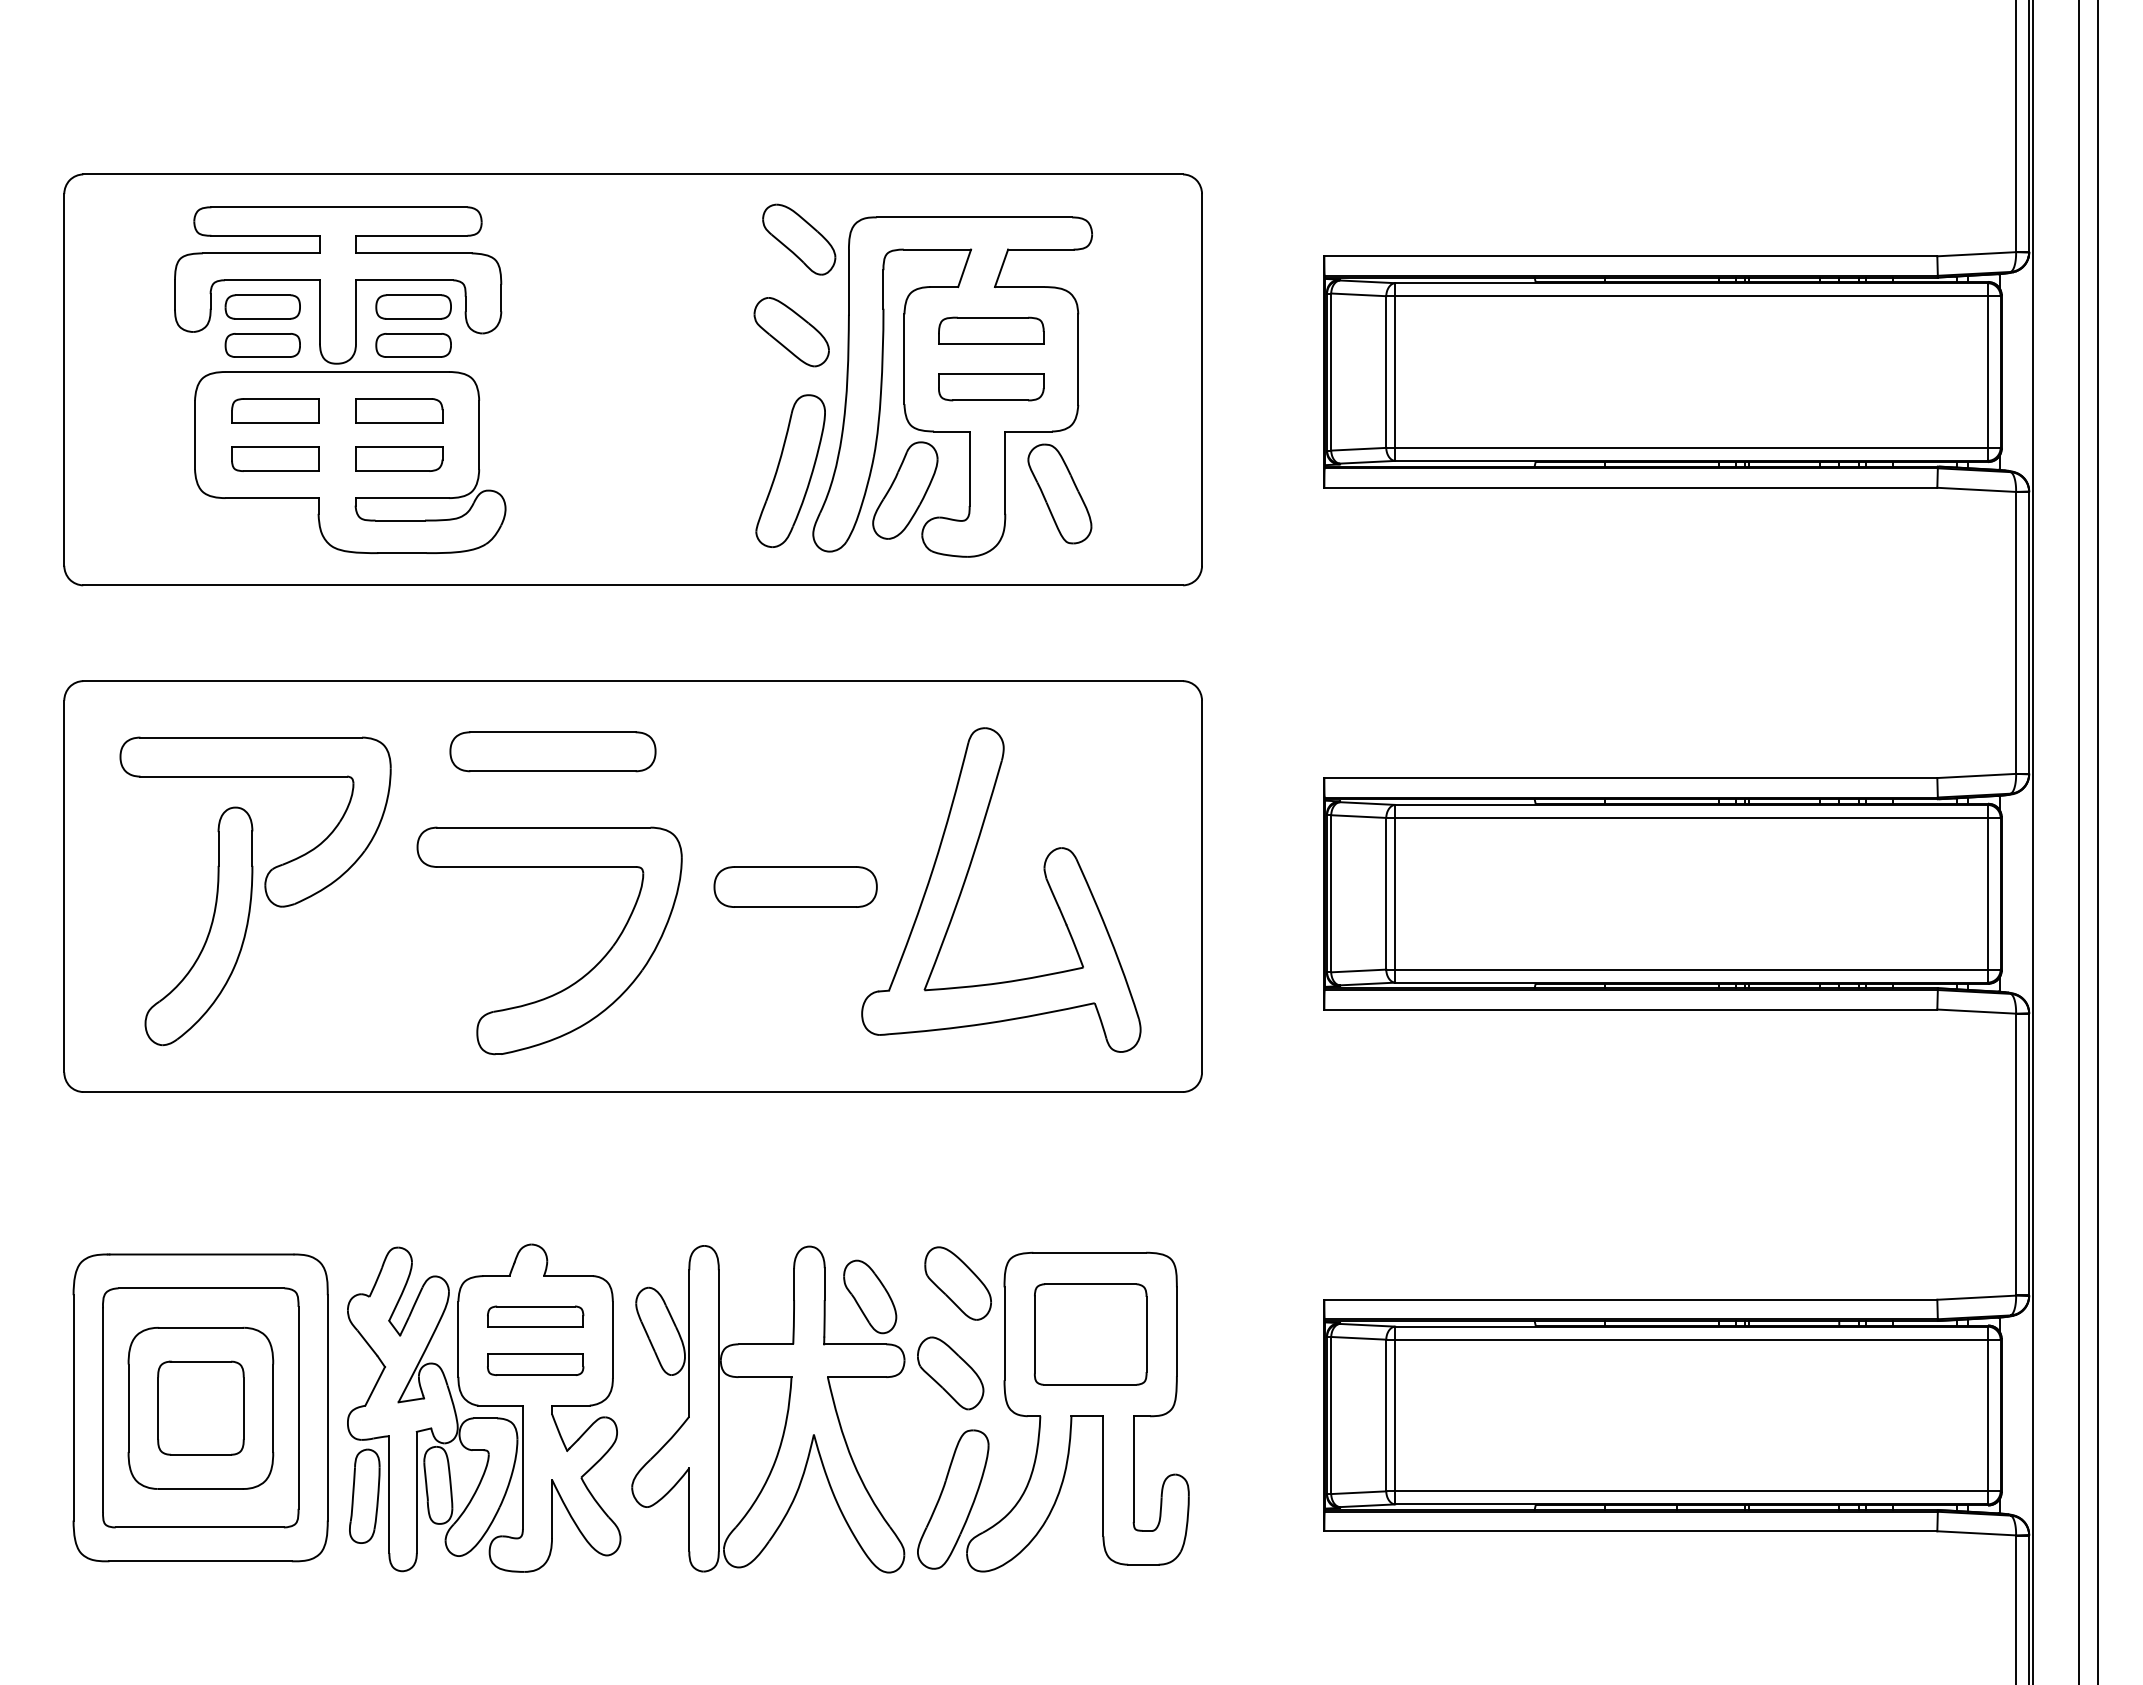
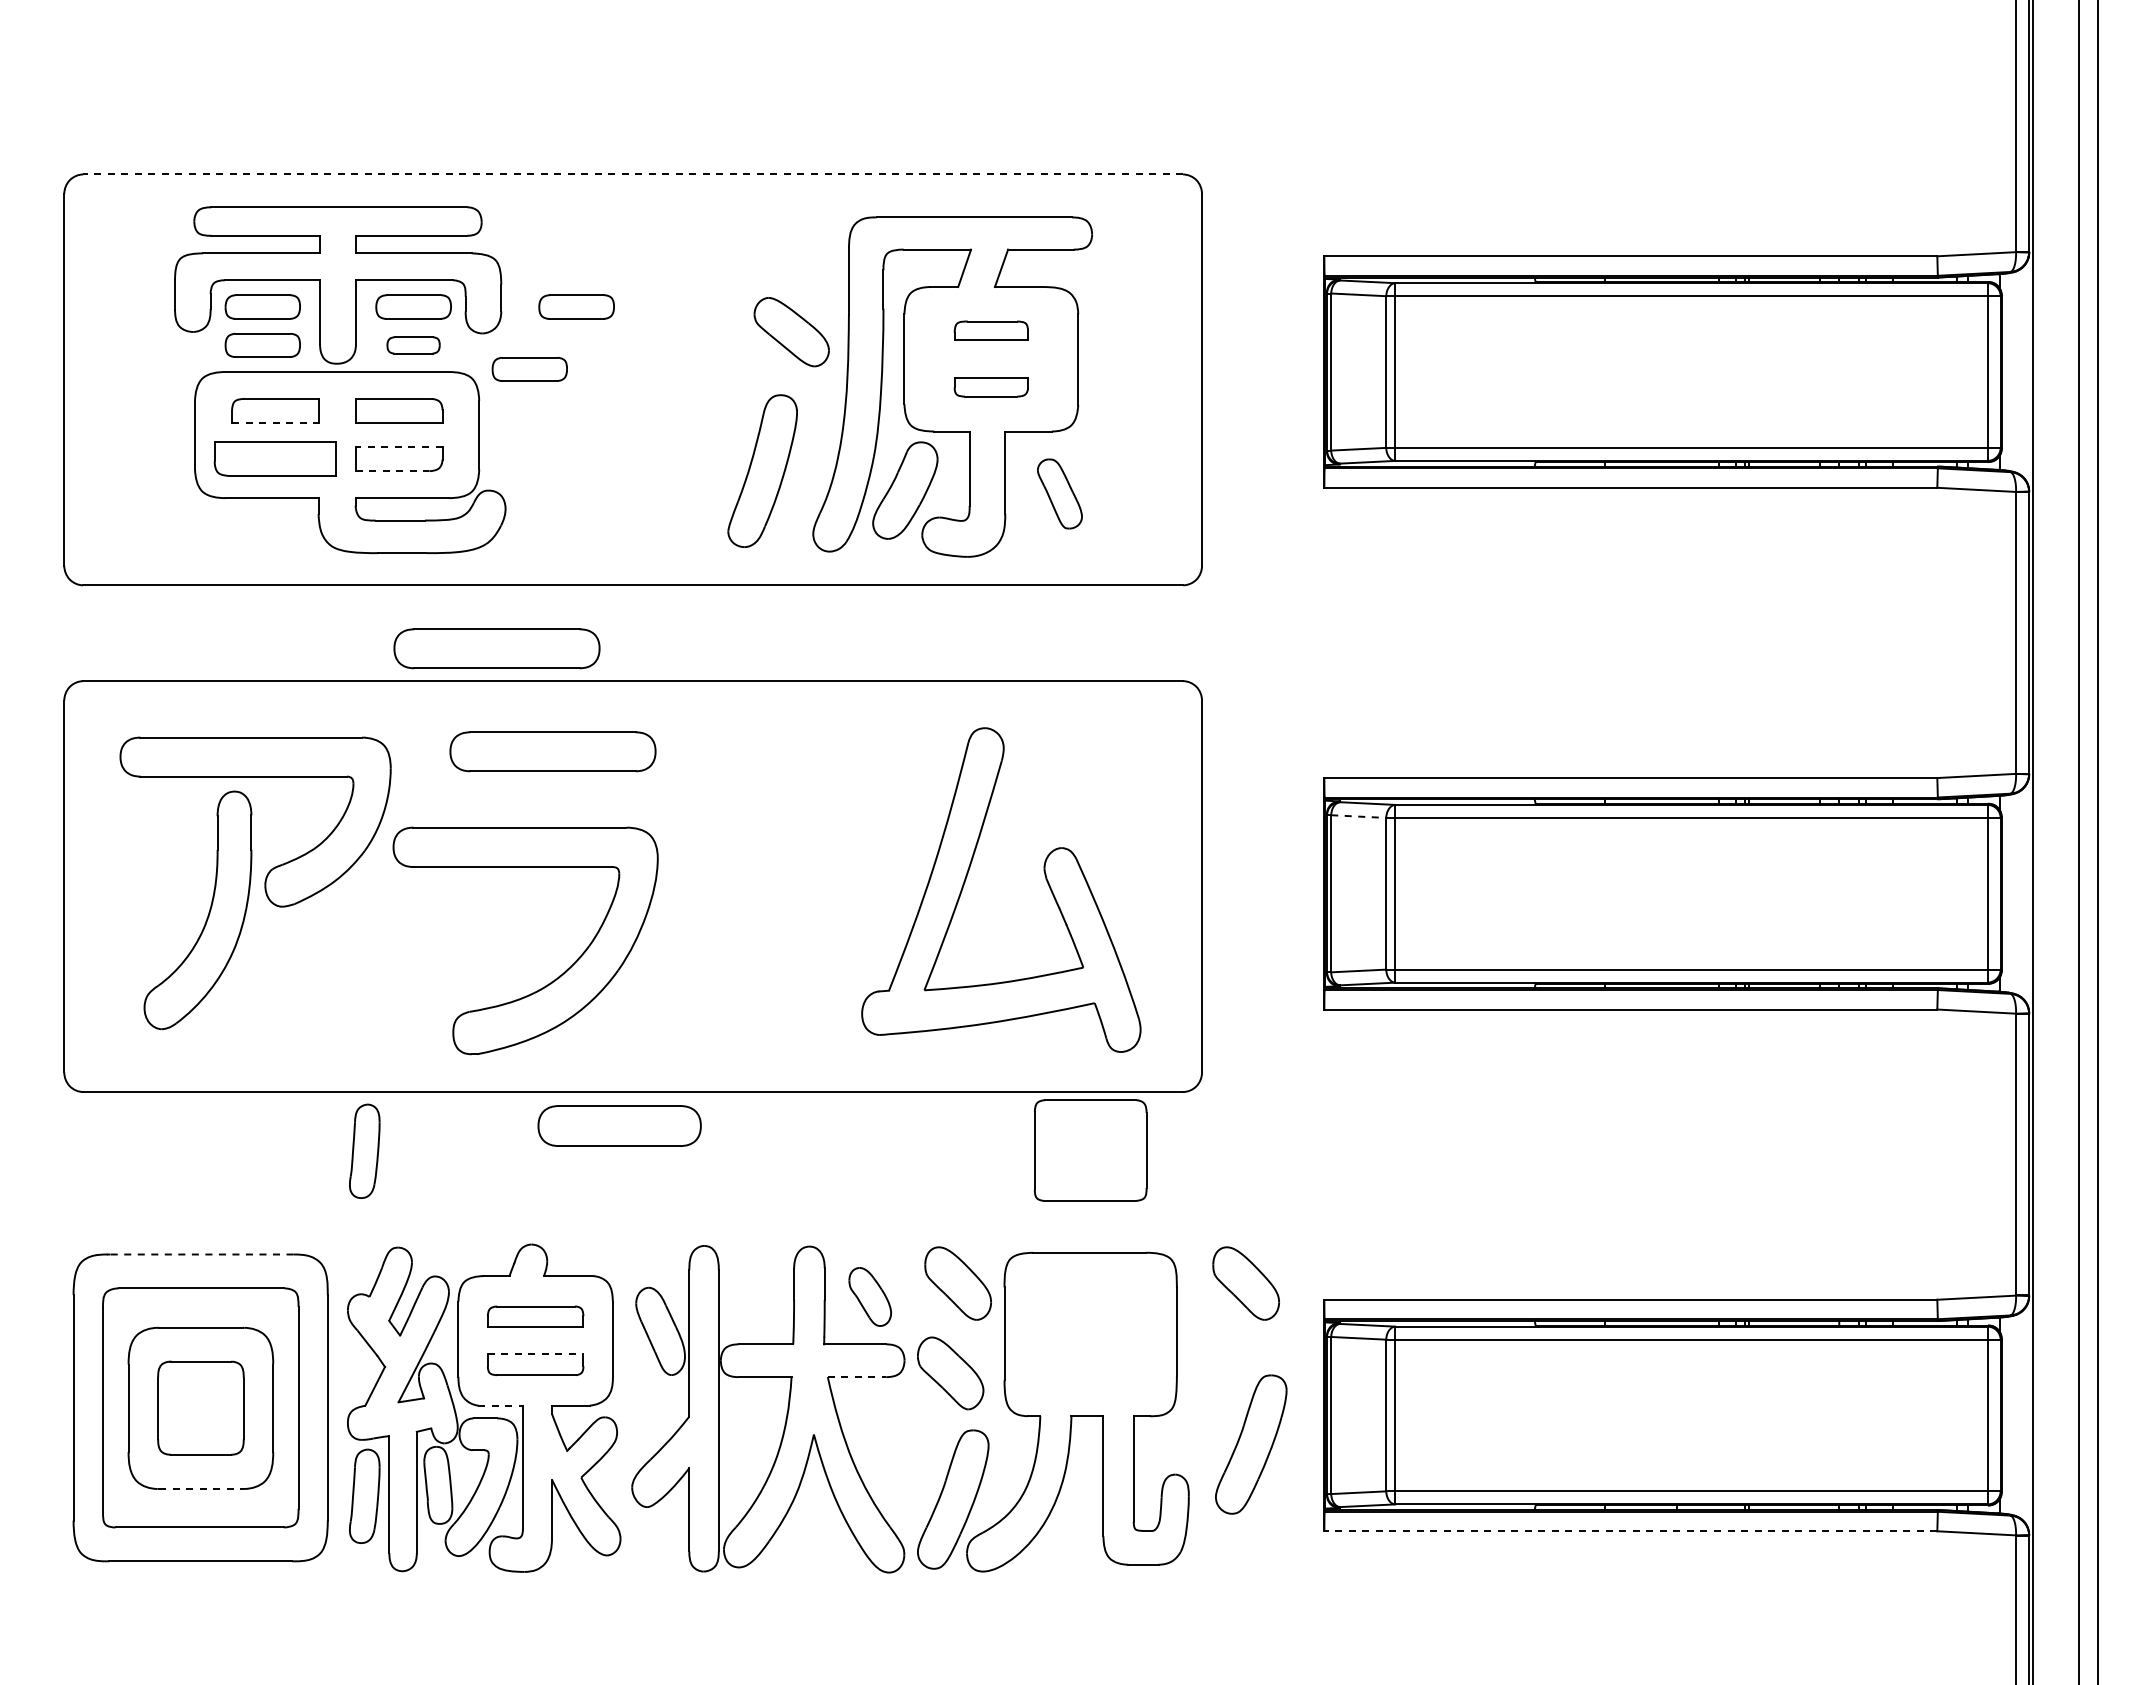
line: solid -> dashed (633, 174)
part: present -> none (799, 239)
part: none -> present (576, 306)
part size: 107x29 px -> 76x21 px (990, 330)
part size: 77x25 px -> 55x19 px (413, 345)
part: none -> present (529, 369)
part size: 107x29 px -> 76x21 px (990, 387)
line: solid -> dashed (275, 422)
line: solid -> dashed (398, 447)
part size: 89x26 px -> 124x36 px (274, 458)
part position: (790, 470) -> (762, 470) (762, 470)
line: solid -> dashed (392, 471)
part size: 66x102 px -> 46x72 px (1059, 493)
part: none -> present (496, 648)
line: solid -> dashed (1358, 816)
part position: (795, 886) -> (619, 1125) (619, 1125)
part position: (209, 928) -> (208, 912) (208, 912)
part position: (579, 978) -> (555, 978) (555, 978)
part: none -> present (364, 1150)
line: solid -> dashed (201, 1254)
part: none -> present (1245, 1283)
part size: 55x76 px -> 44x60 px (869, 1296)
part position: (1090, 1334) -> (1090, 1150) (1090, 1150)
line: solid -> dashed (535, 1353)
line: solid -> dashed (857, 1377)
line: solid -> dashed (501, 1405)
part: none -> present (1251, 1444)
line: solid -> dashed (200, 1488)
line: solid -> dashed (1630, 1531)
